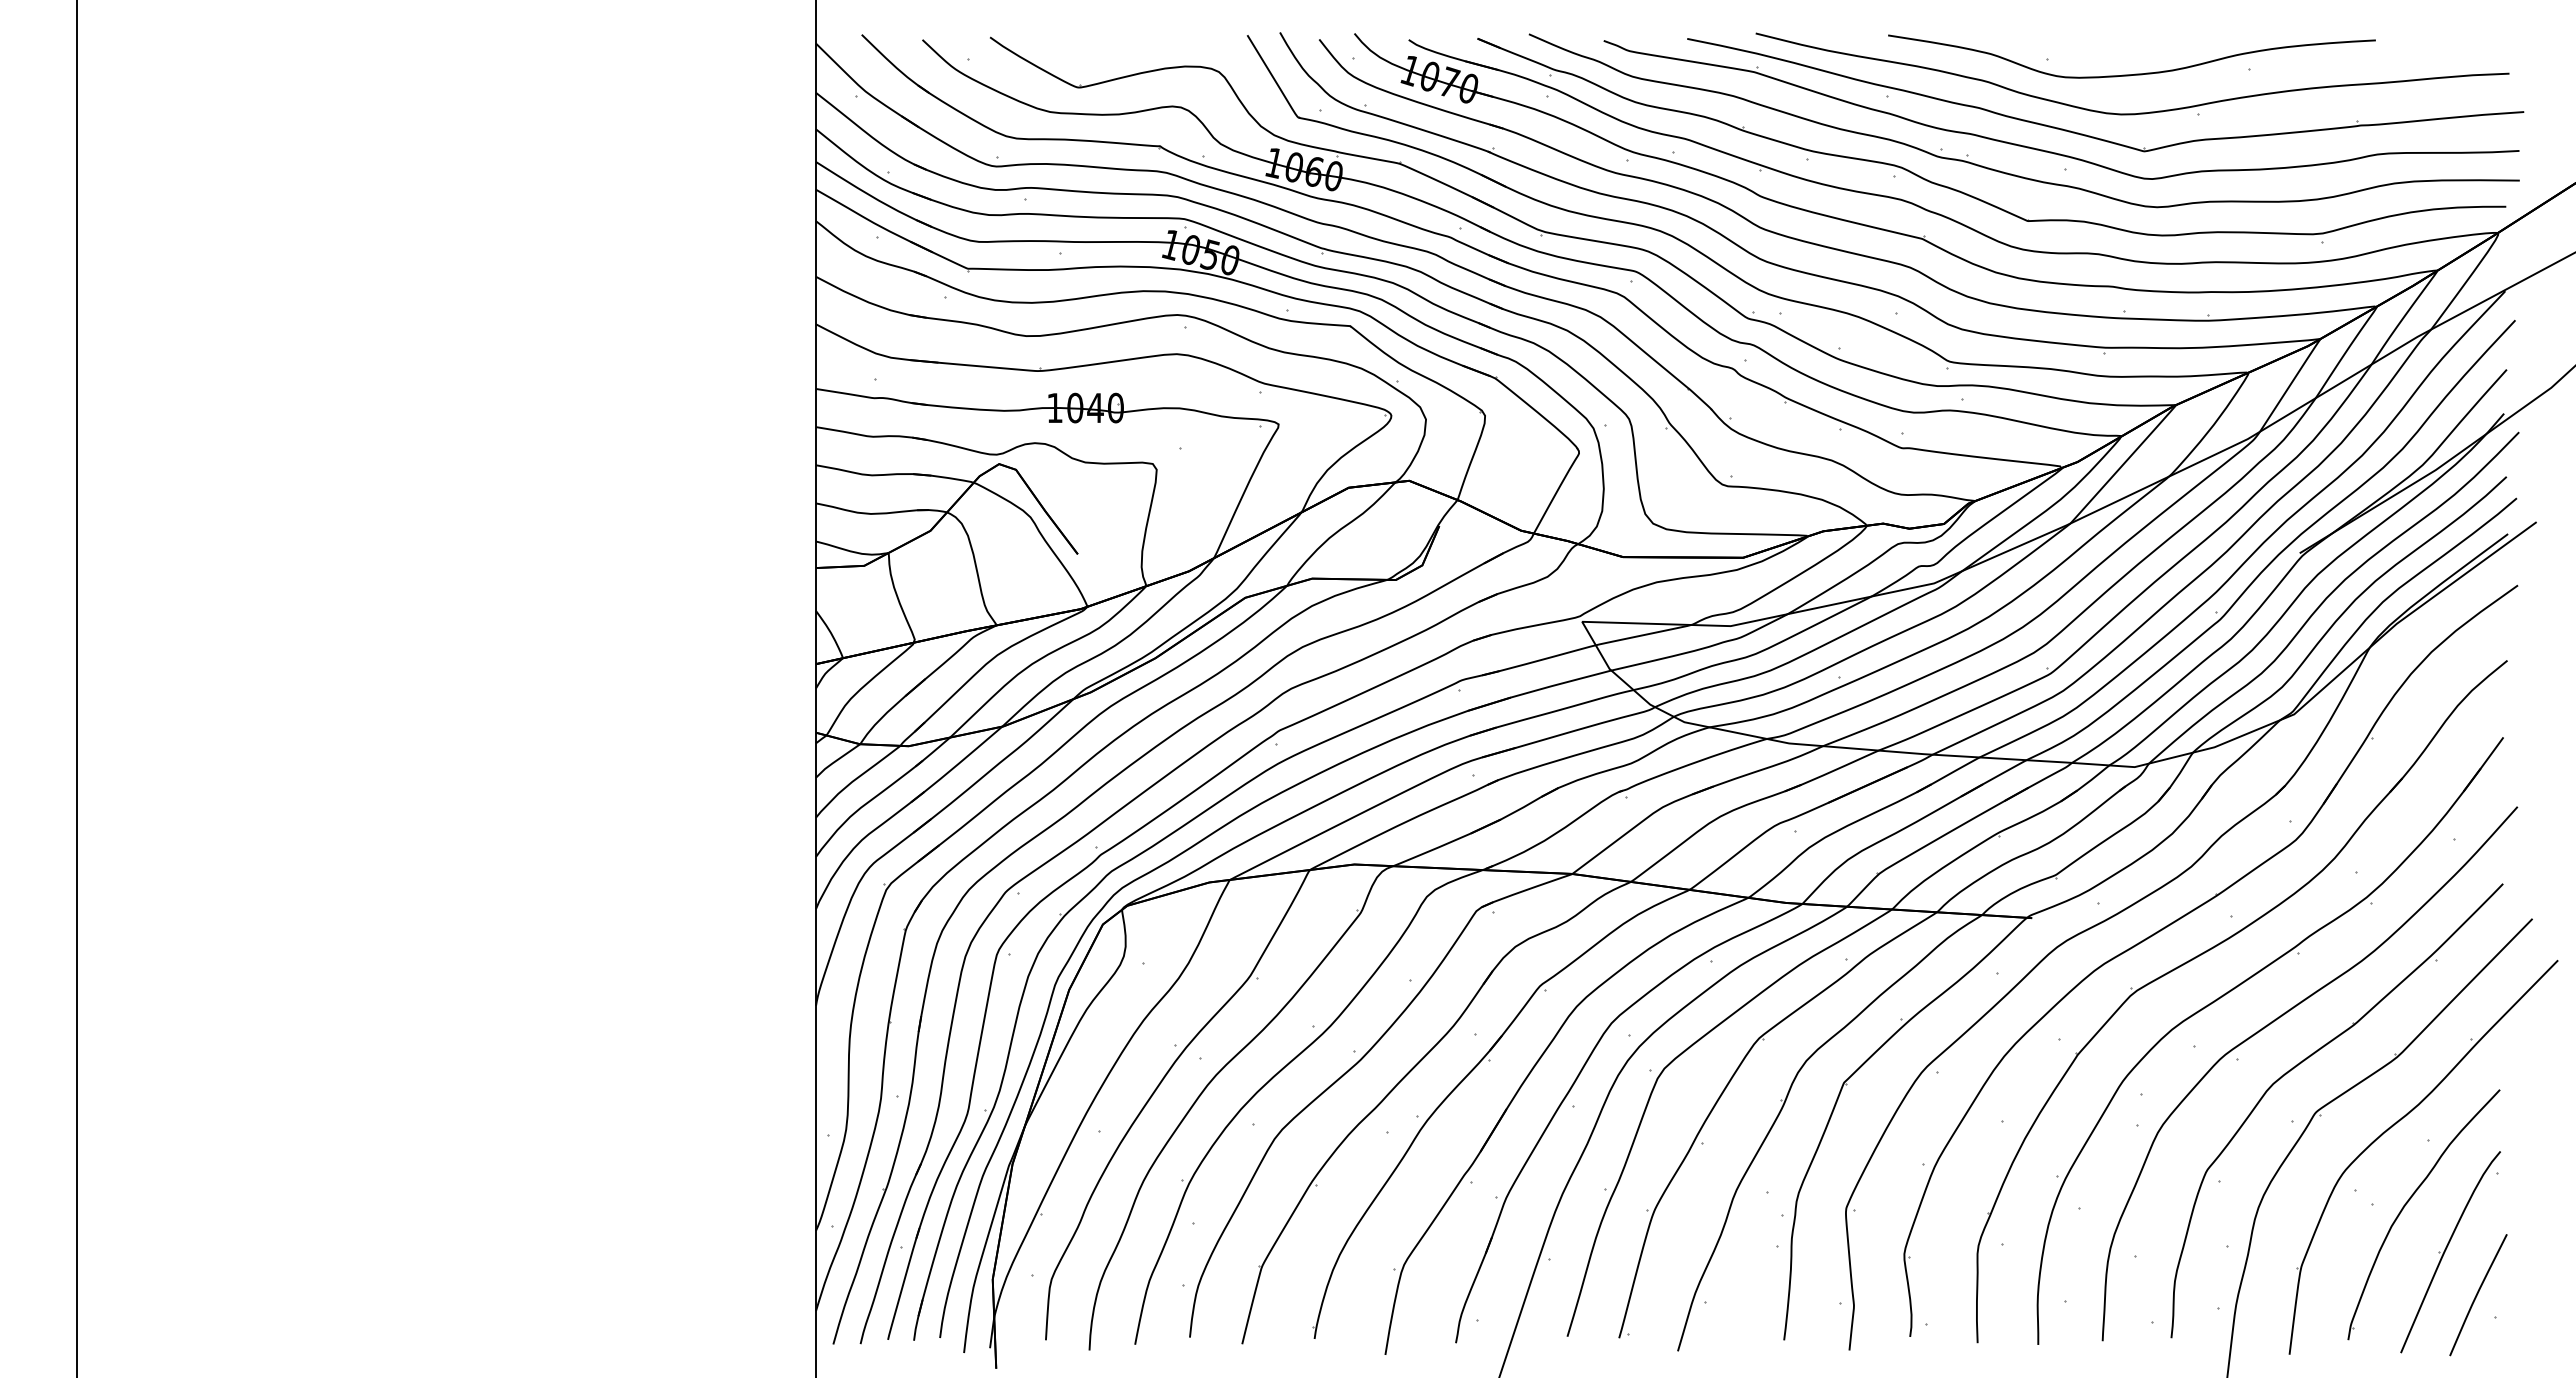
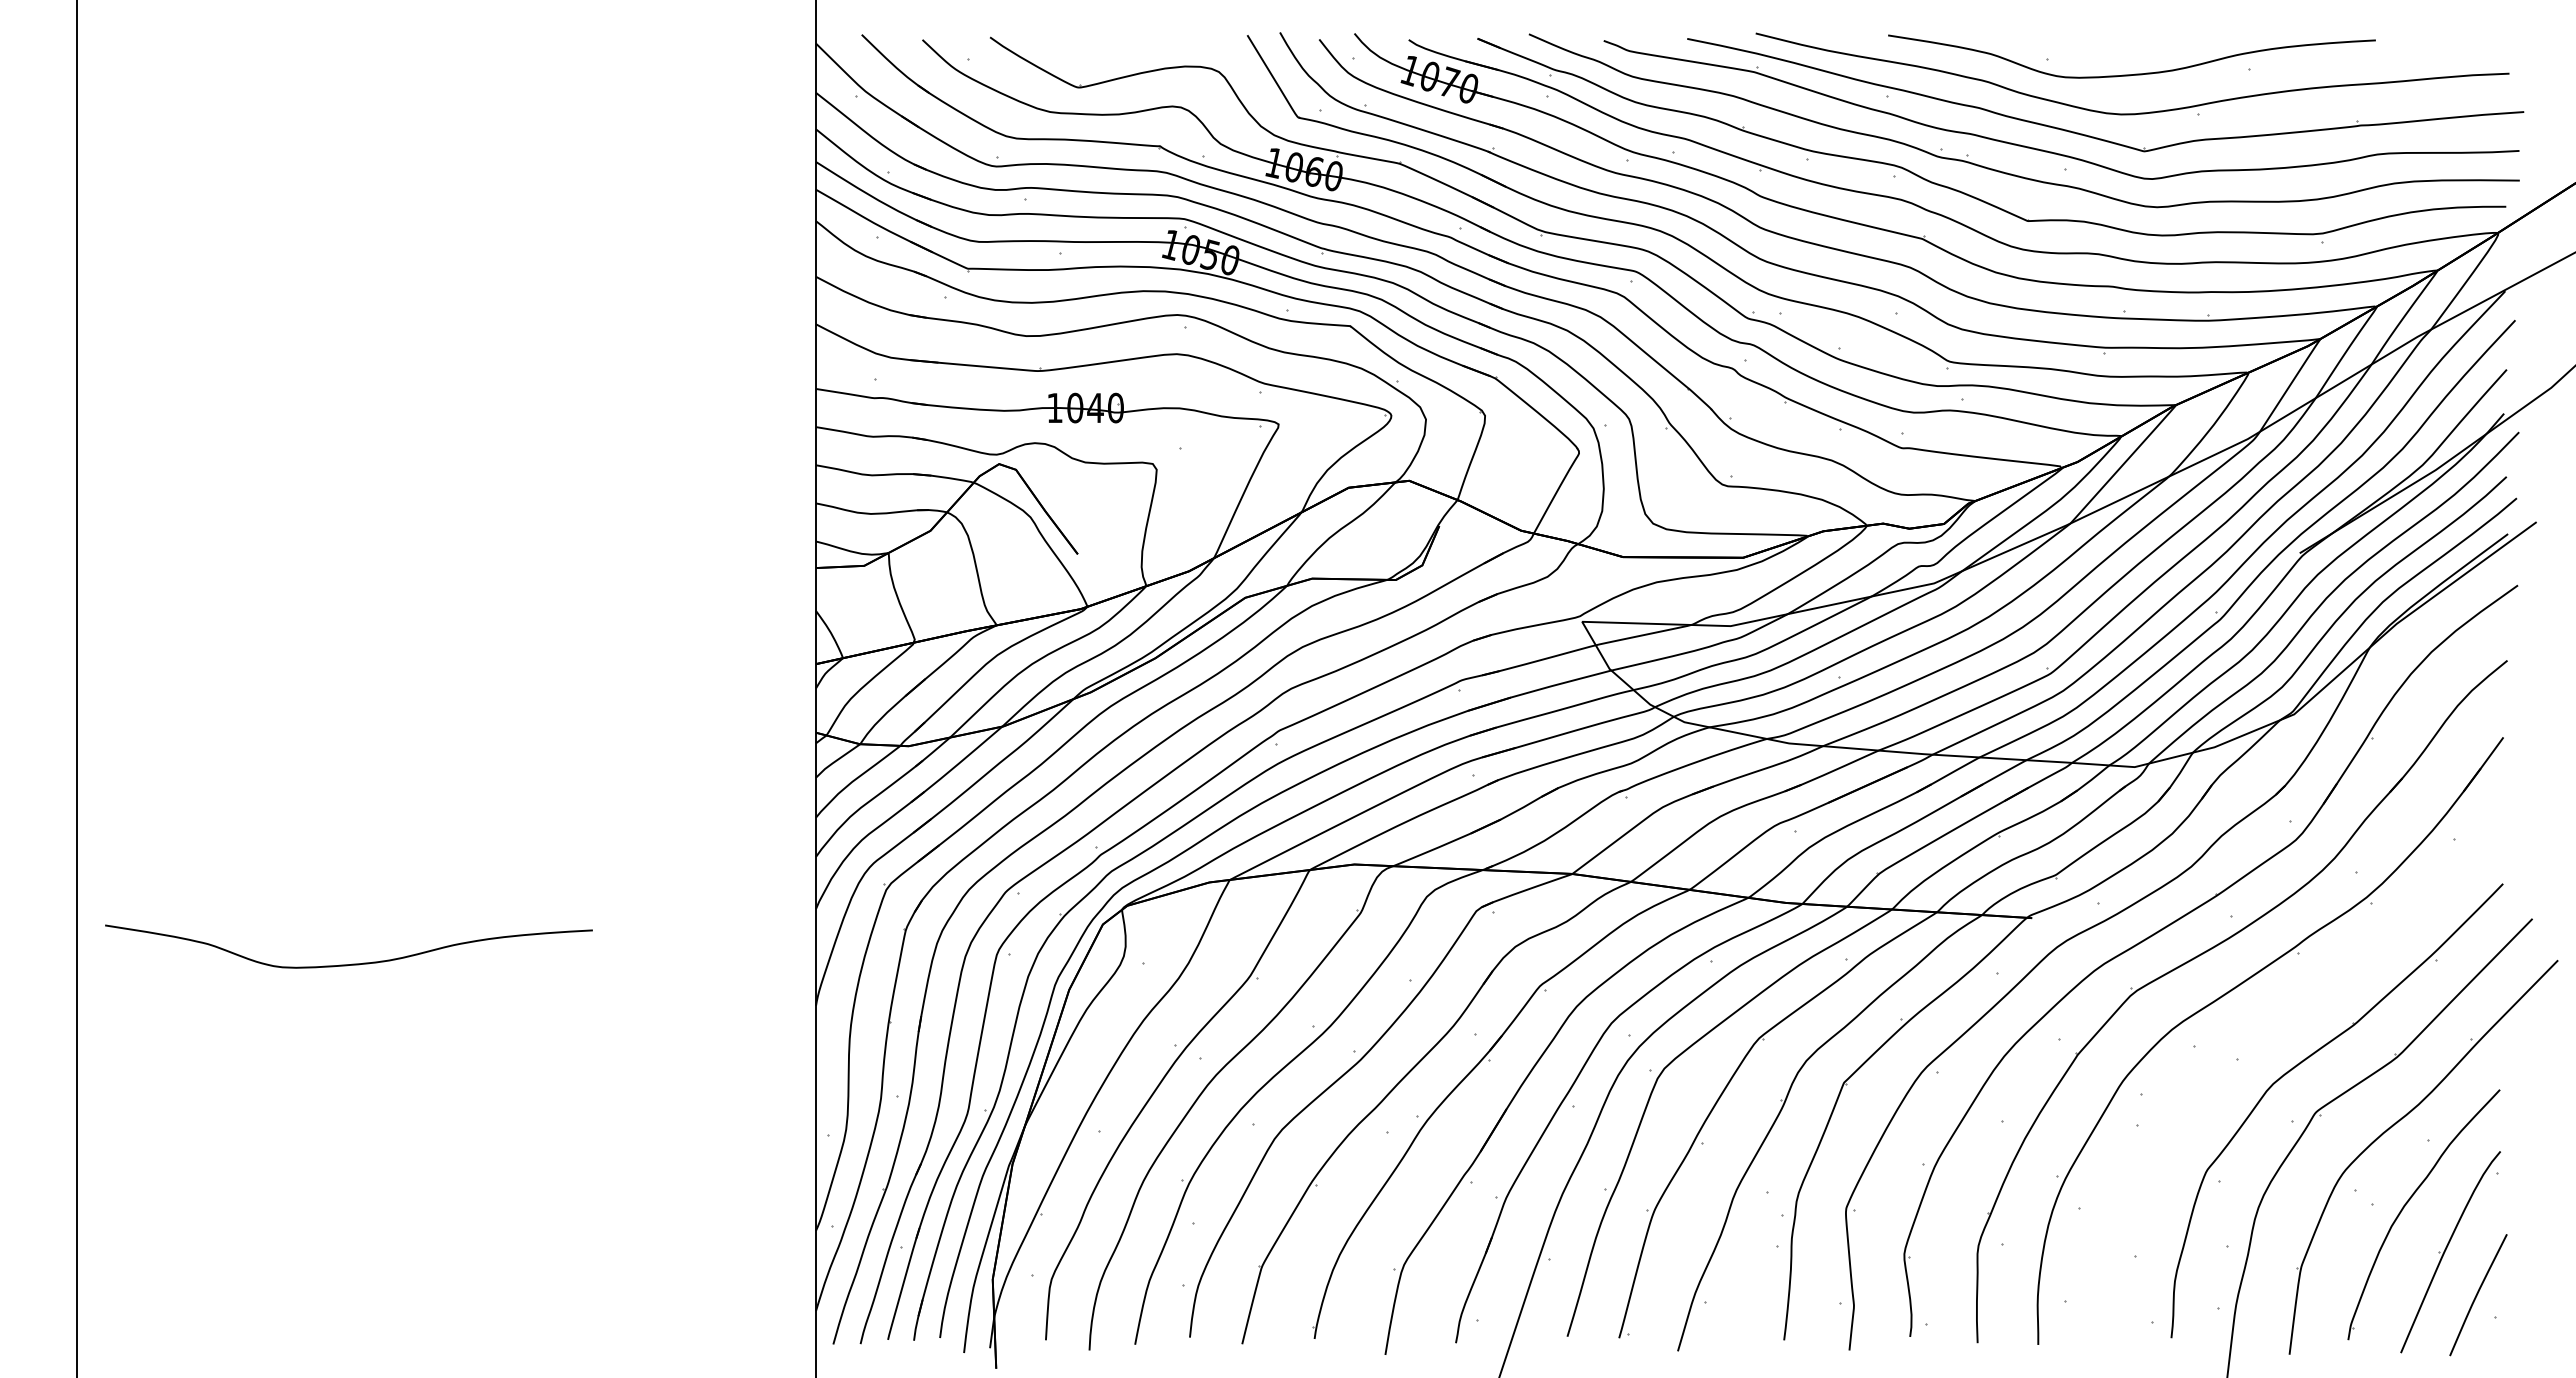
curve: none -> present (352, 963)
curve: present -> none (2275, 1021)
